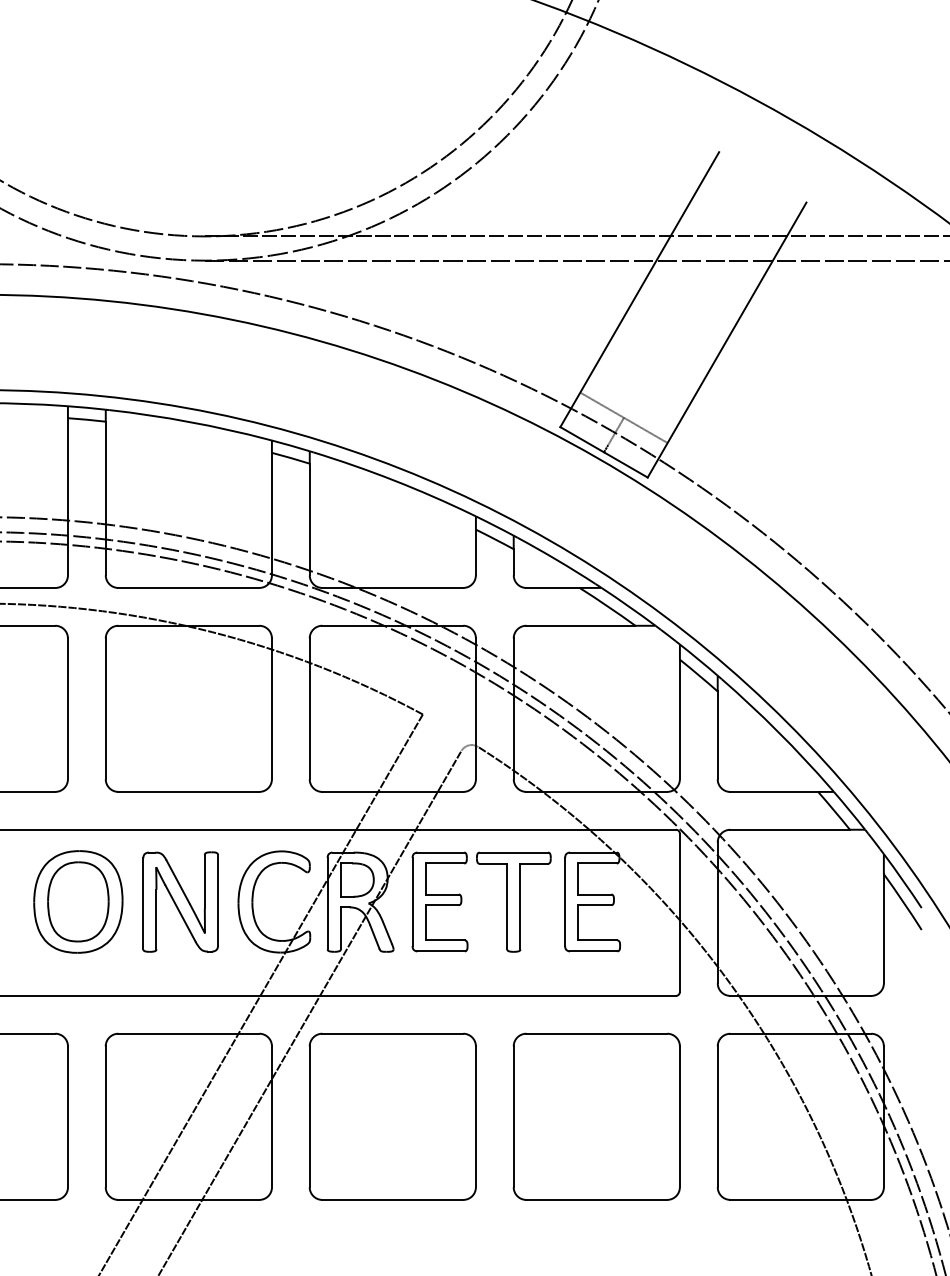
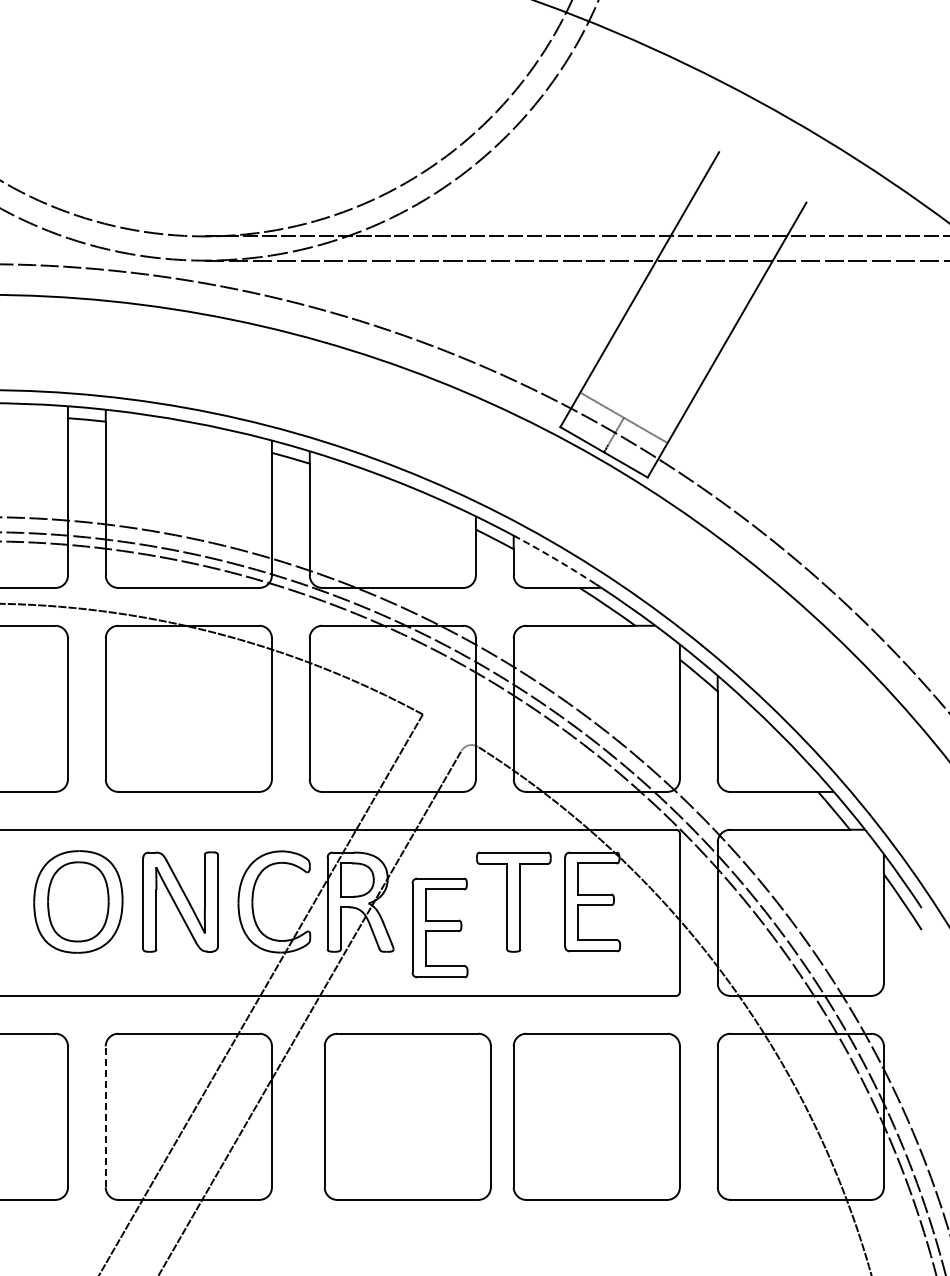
arc: solid -> dashed (557, 560)
part position: (439, 901) -> (439, 927) (439, 927)
line: solid -> dashed (105, 1116)
part position: (392, 1116) -> (407, 1116) (407, 1116)
